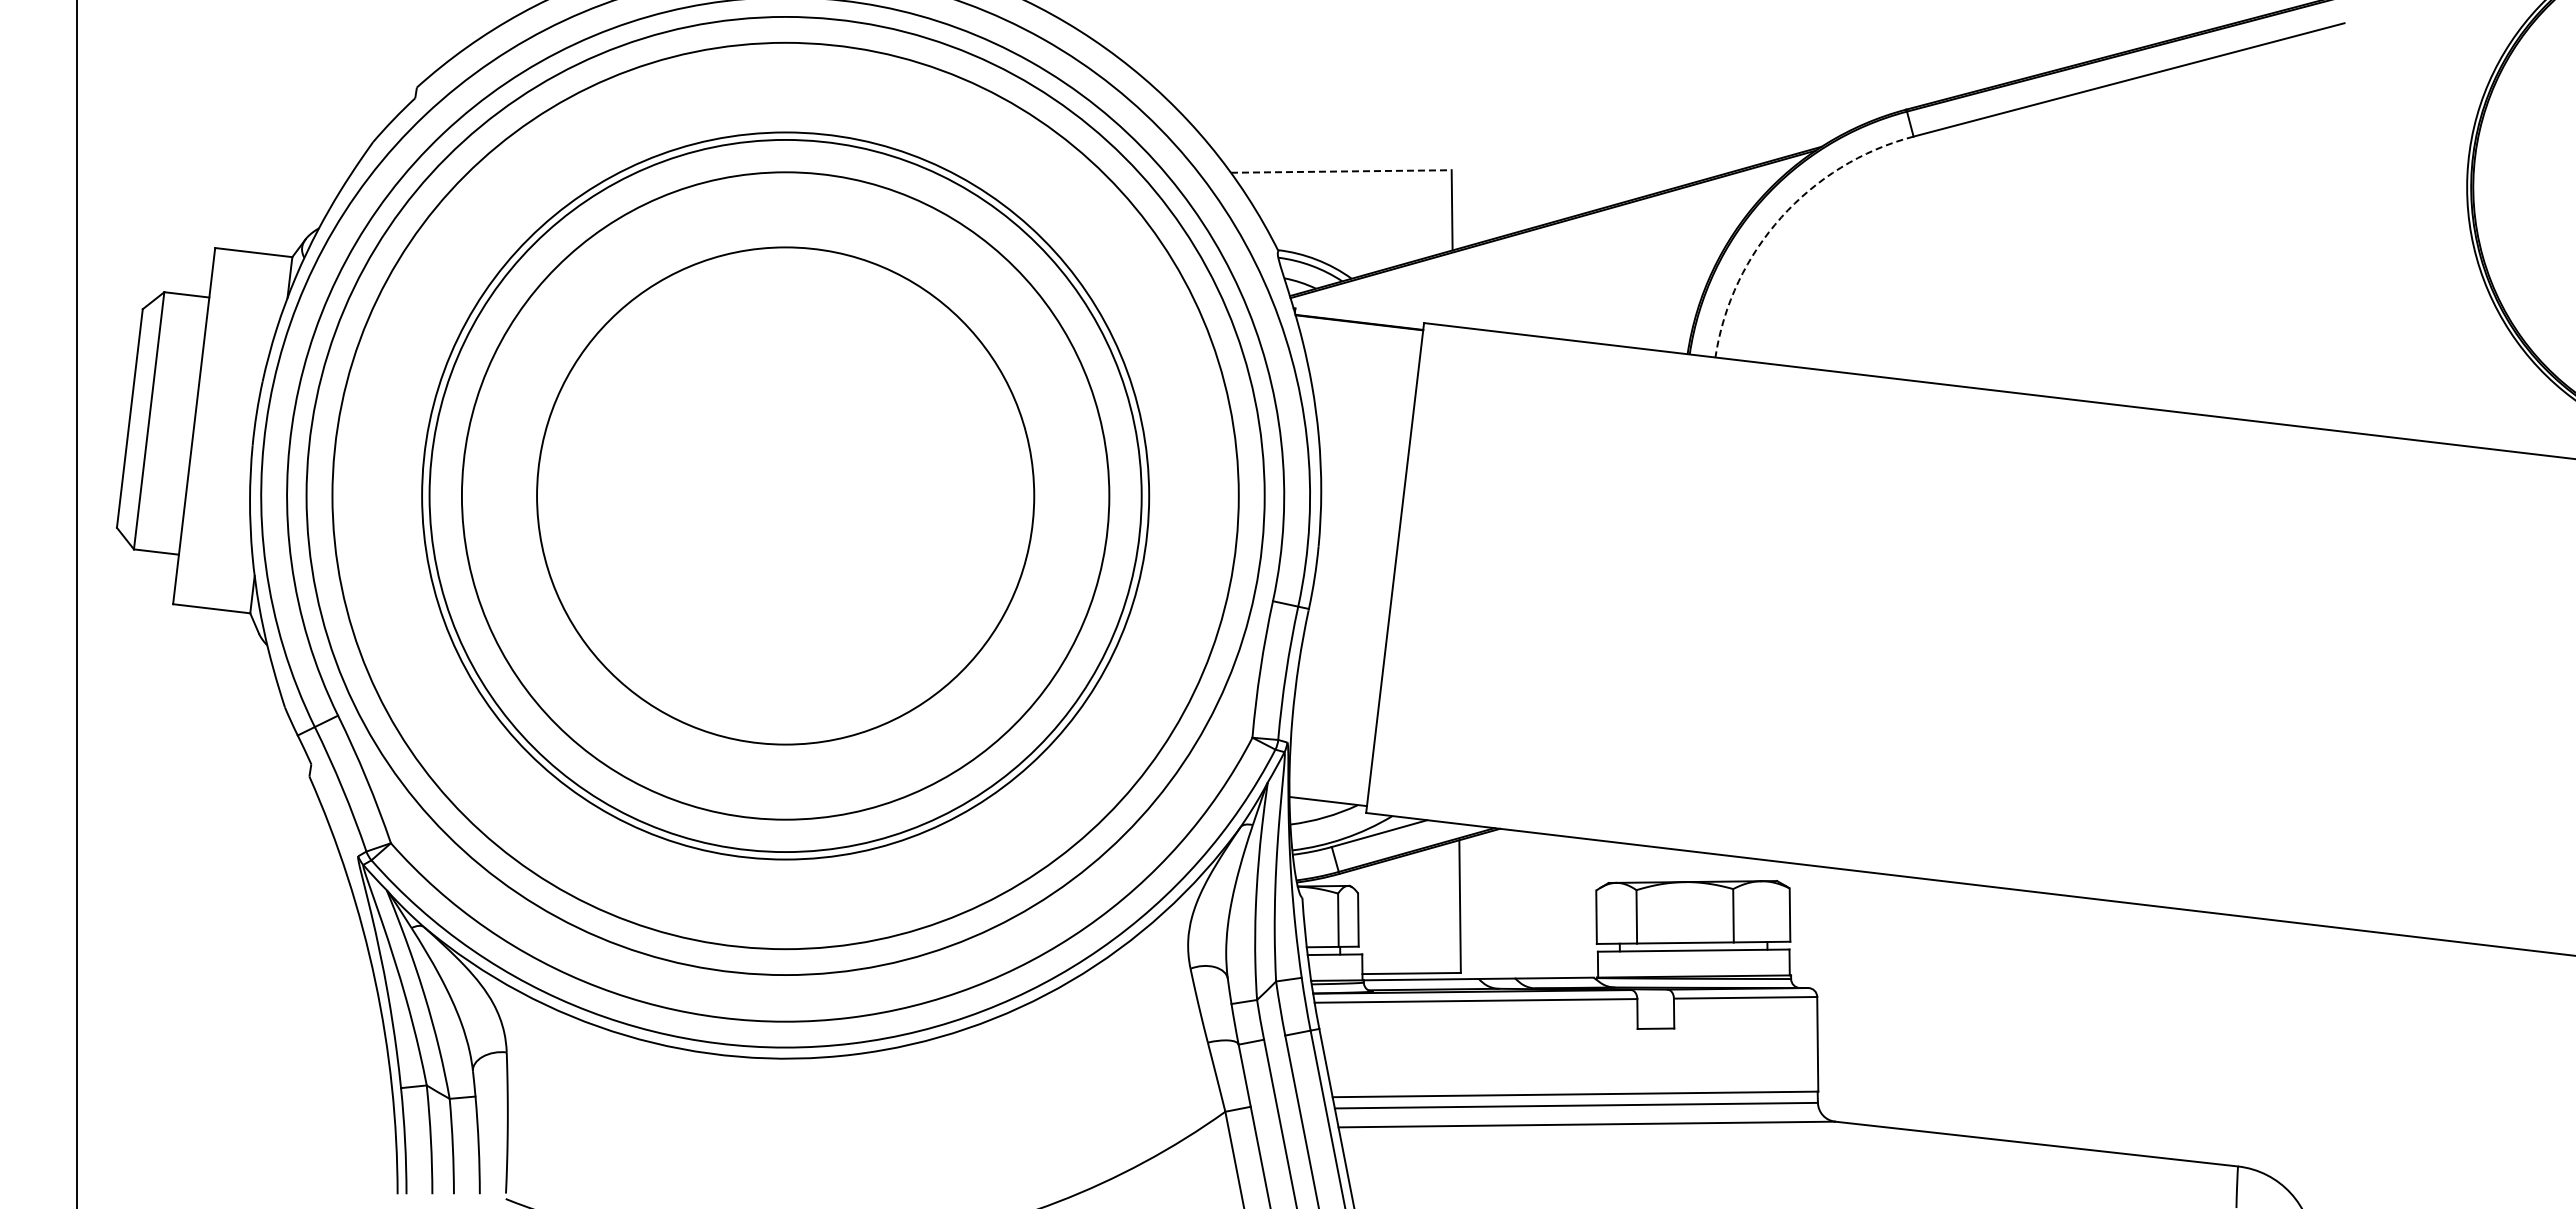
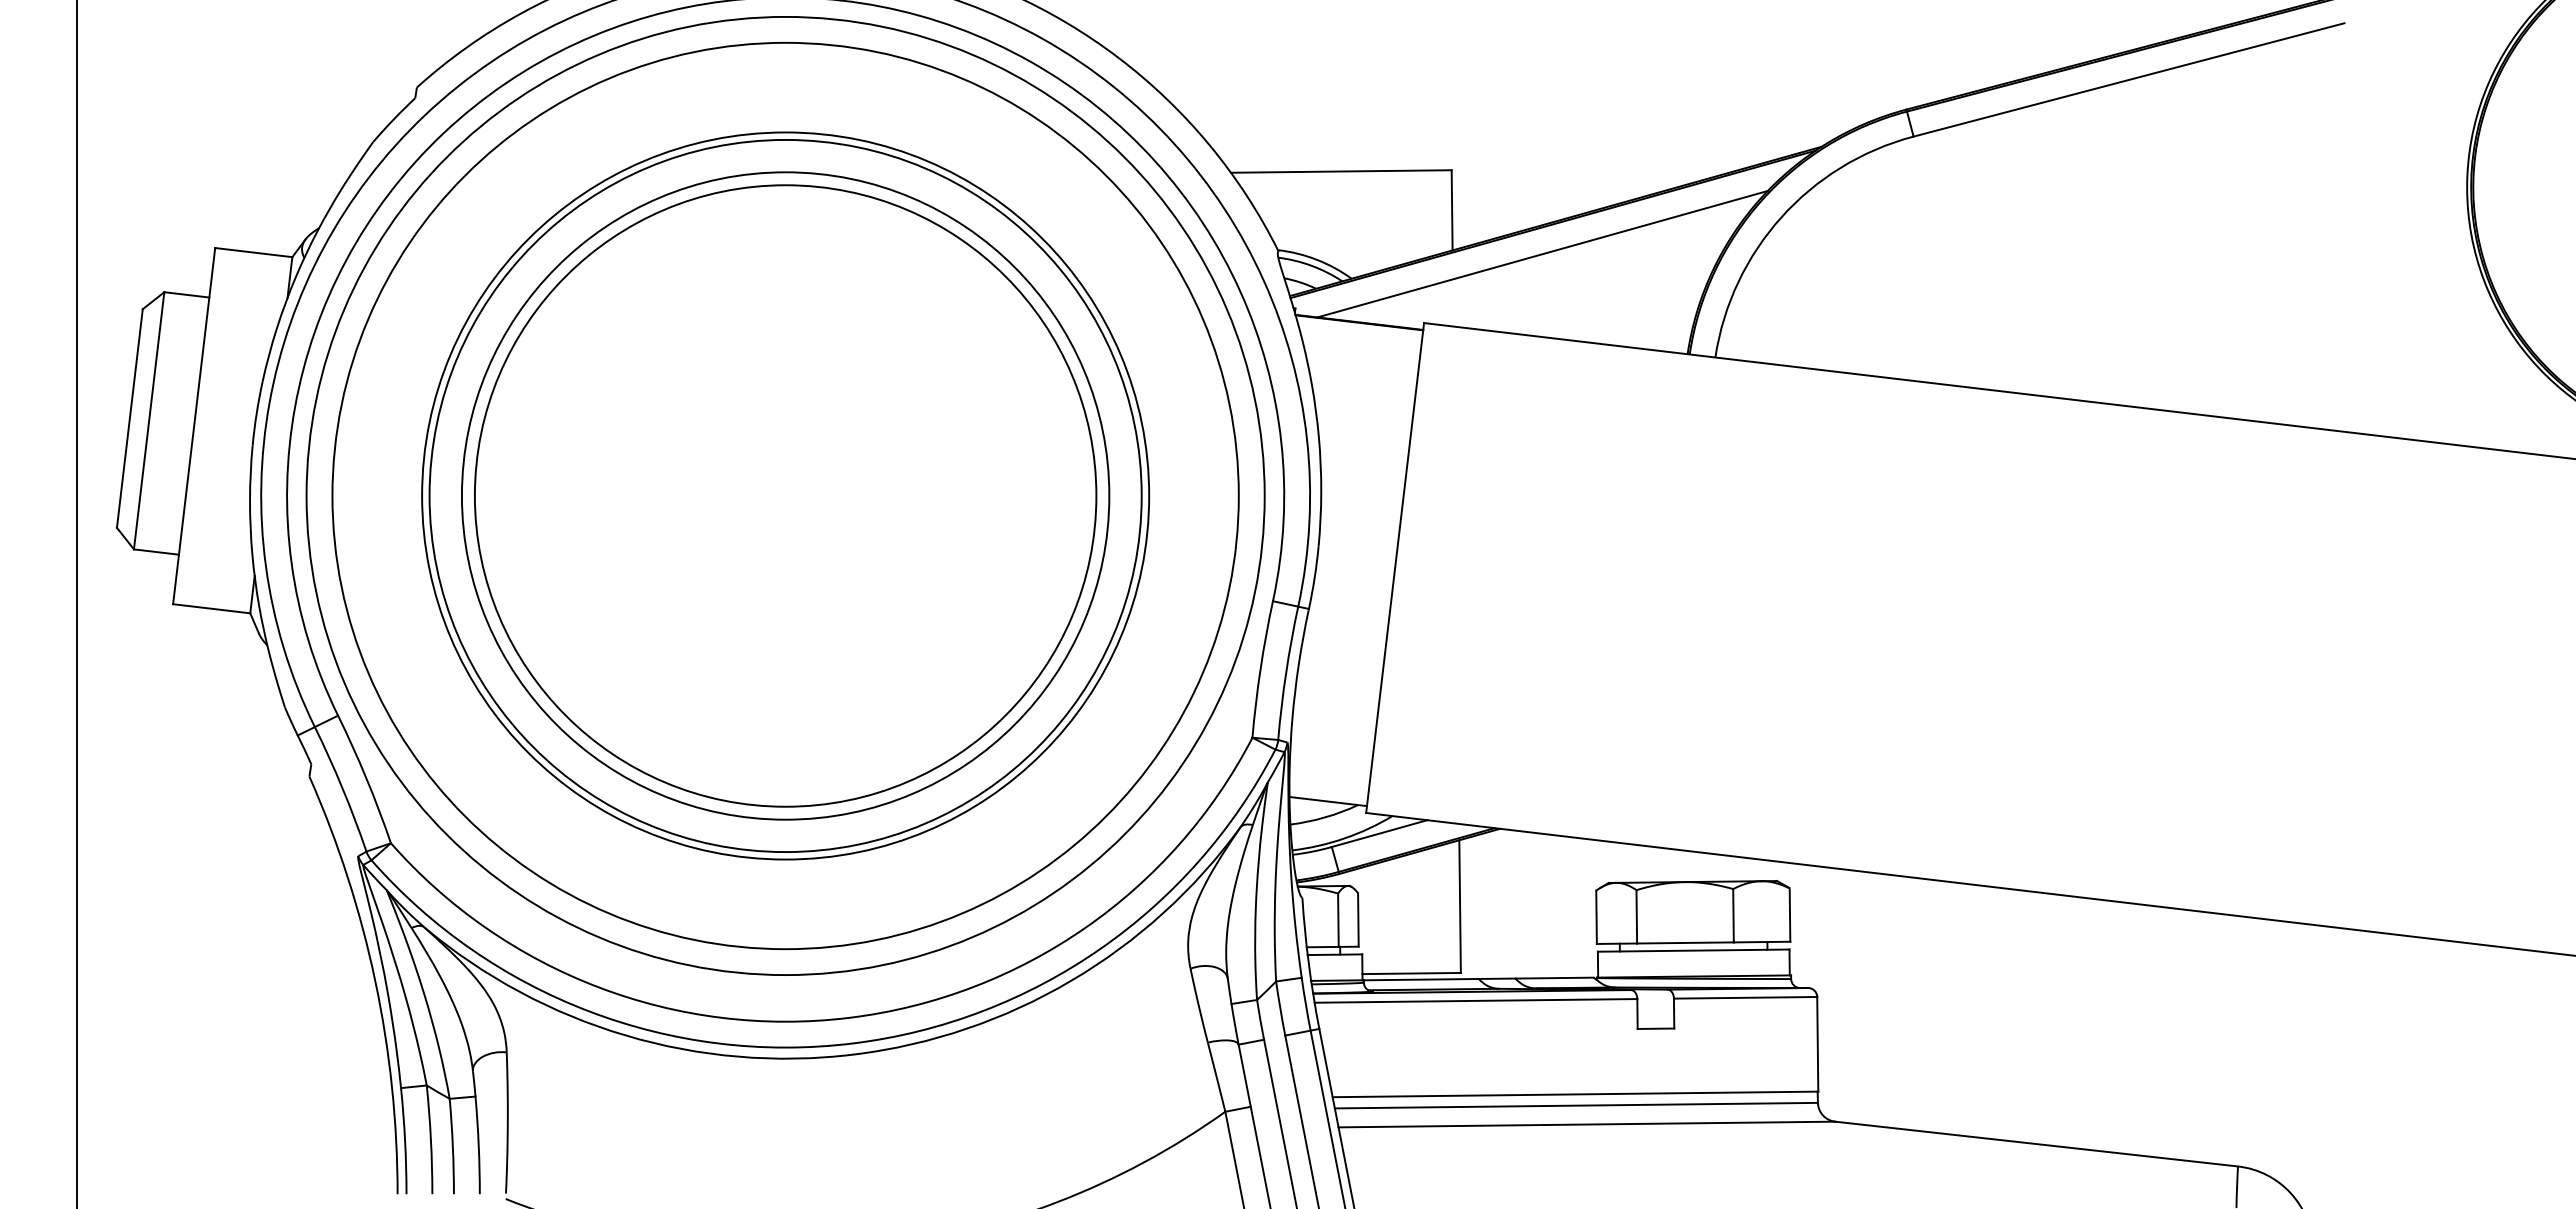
line: dashed -> solid (1341, 171)
arc: dashed -> solid (1781, 217)
line: none -> present (1542, 253)
circle diameter: 497 px -> 621 px (785, 495)
